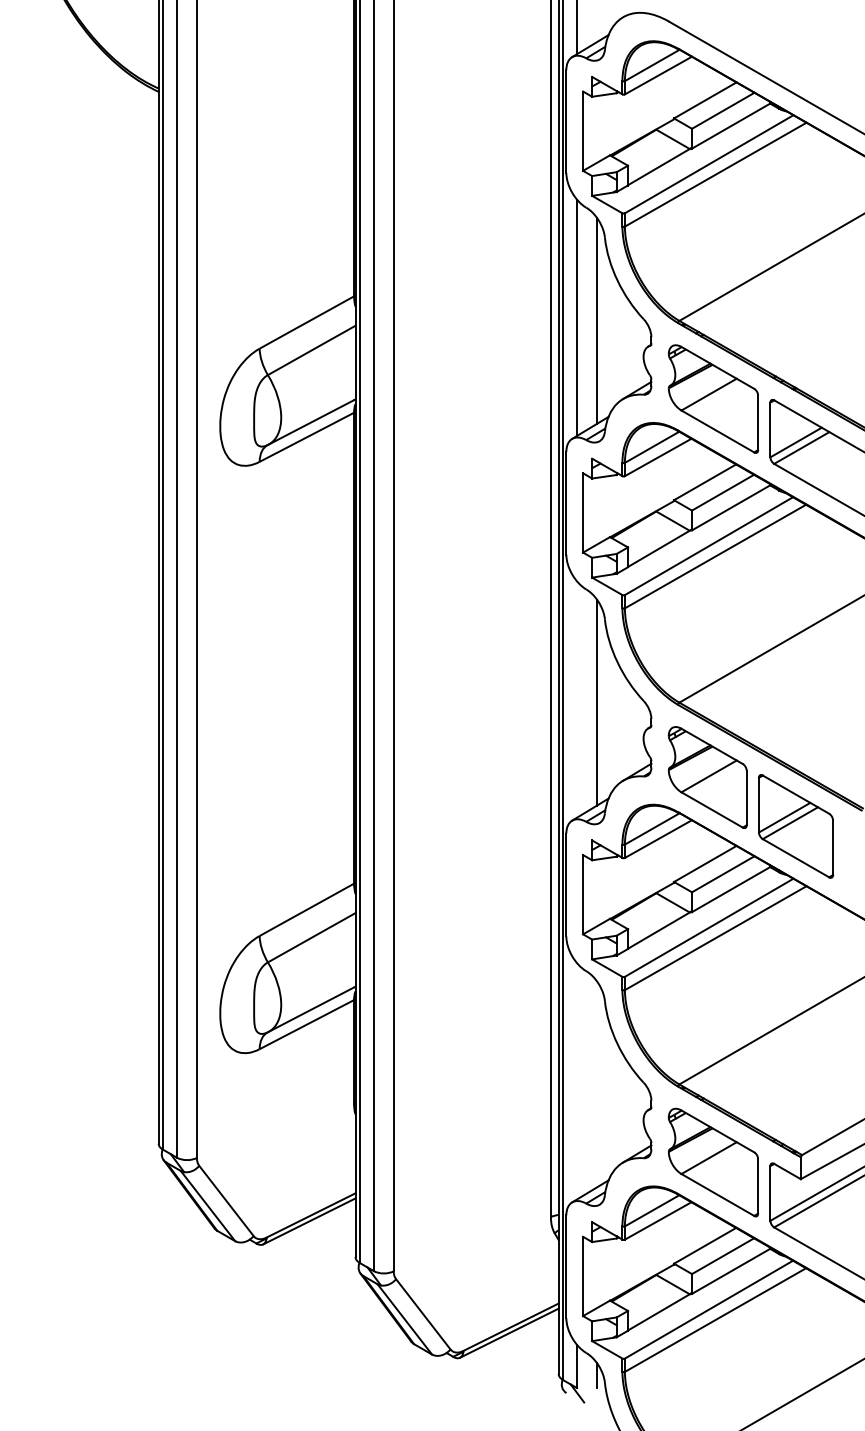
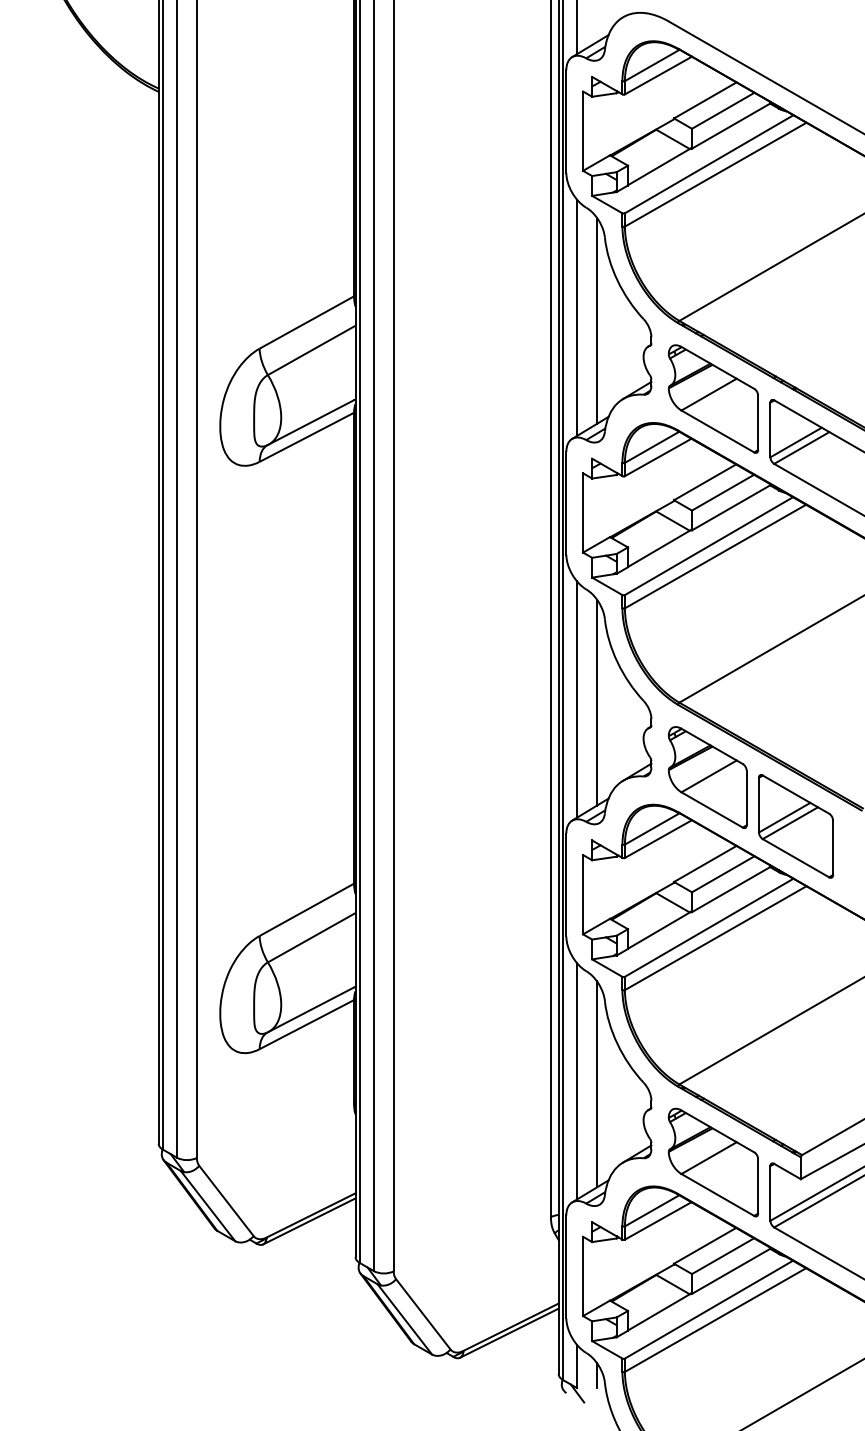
line: none -> present (577, 699)
line: none -> present (577, 1081)
line: none -> present (596, 1084)
